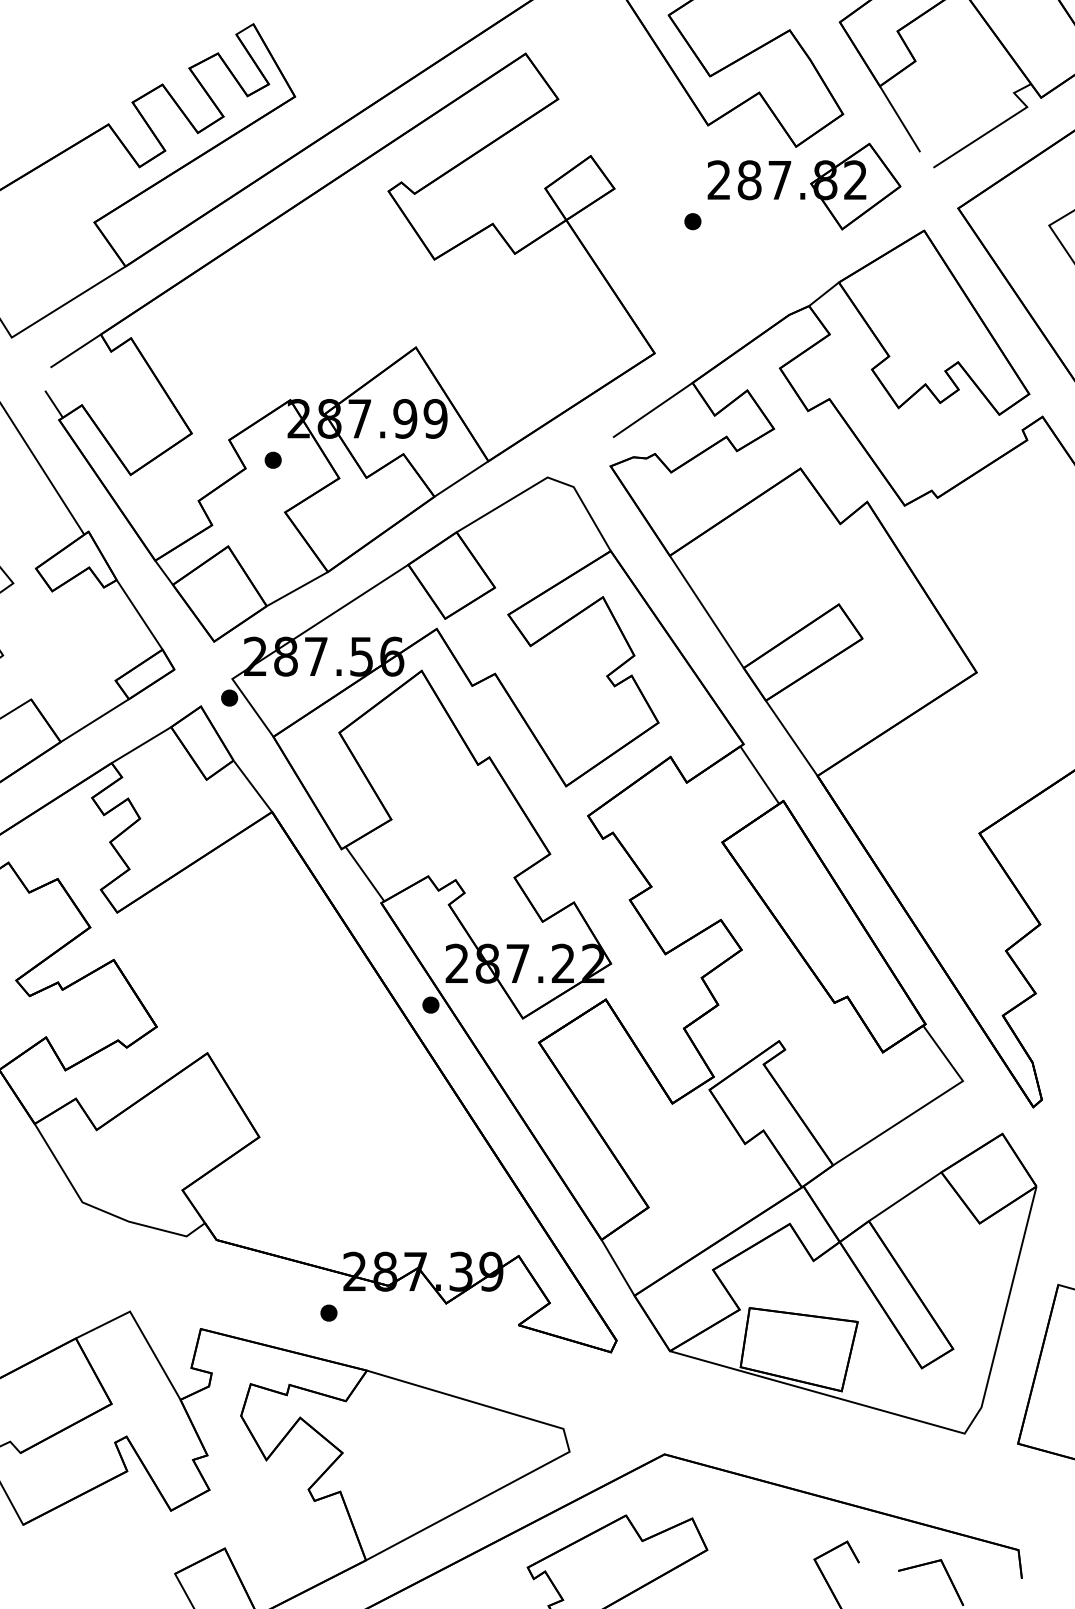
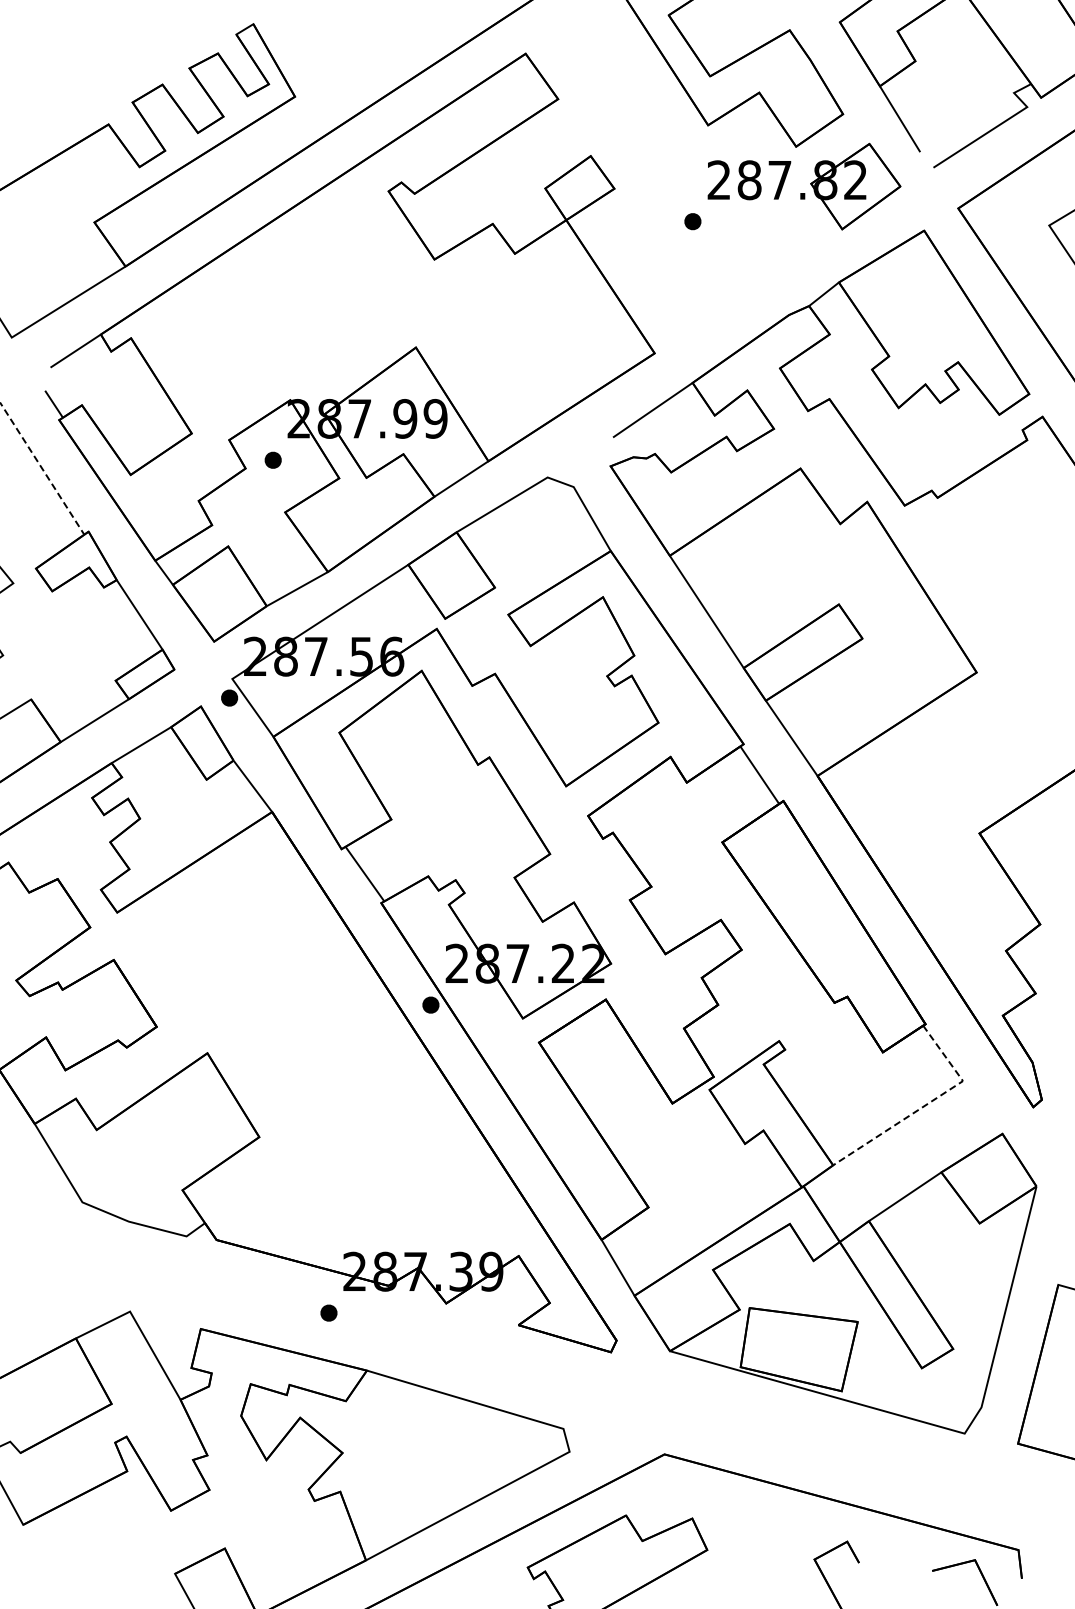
line: solid -> dashed (41, 468)
line: solid -> dashed (926, 1104)
part position: (947, 1575) -> (981, 1575) (981, 1575)
